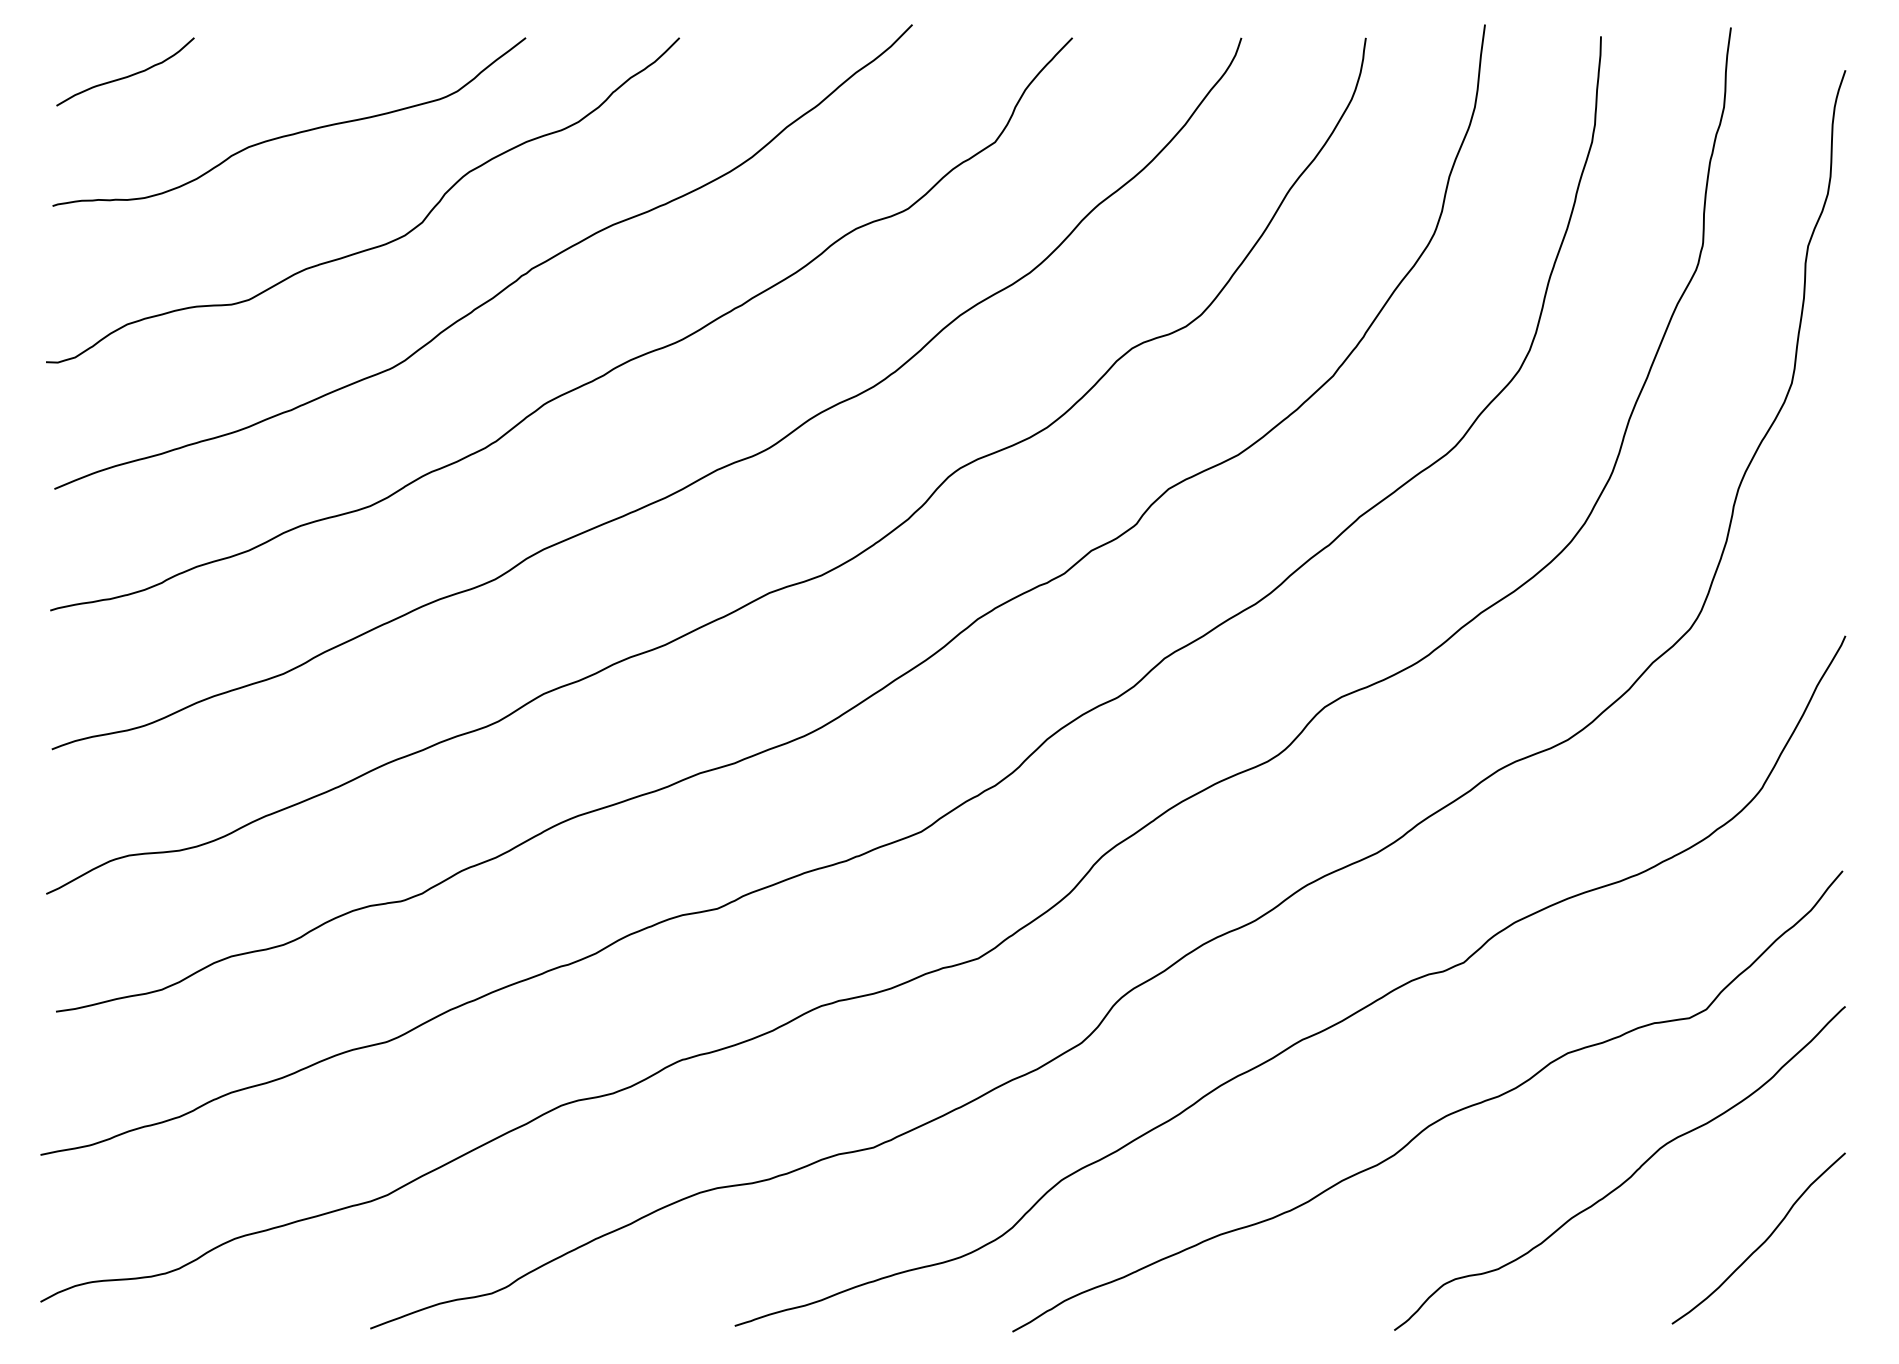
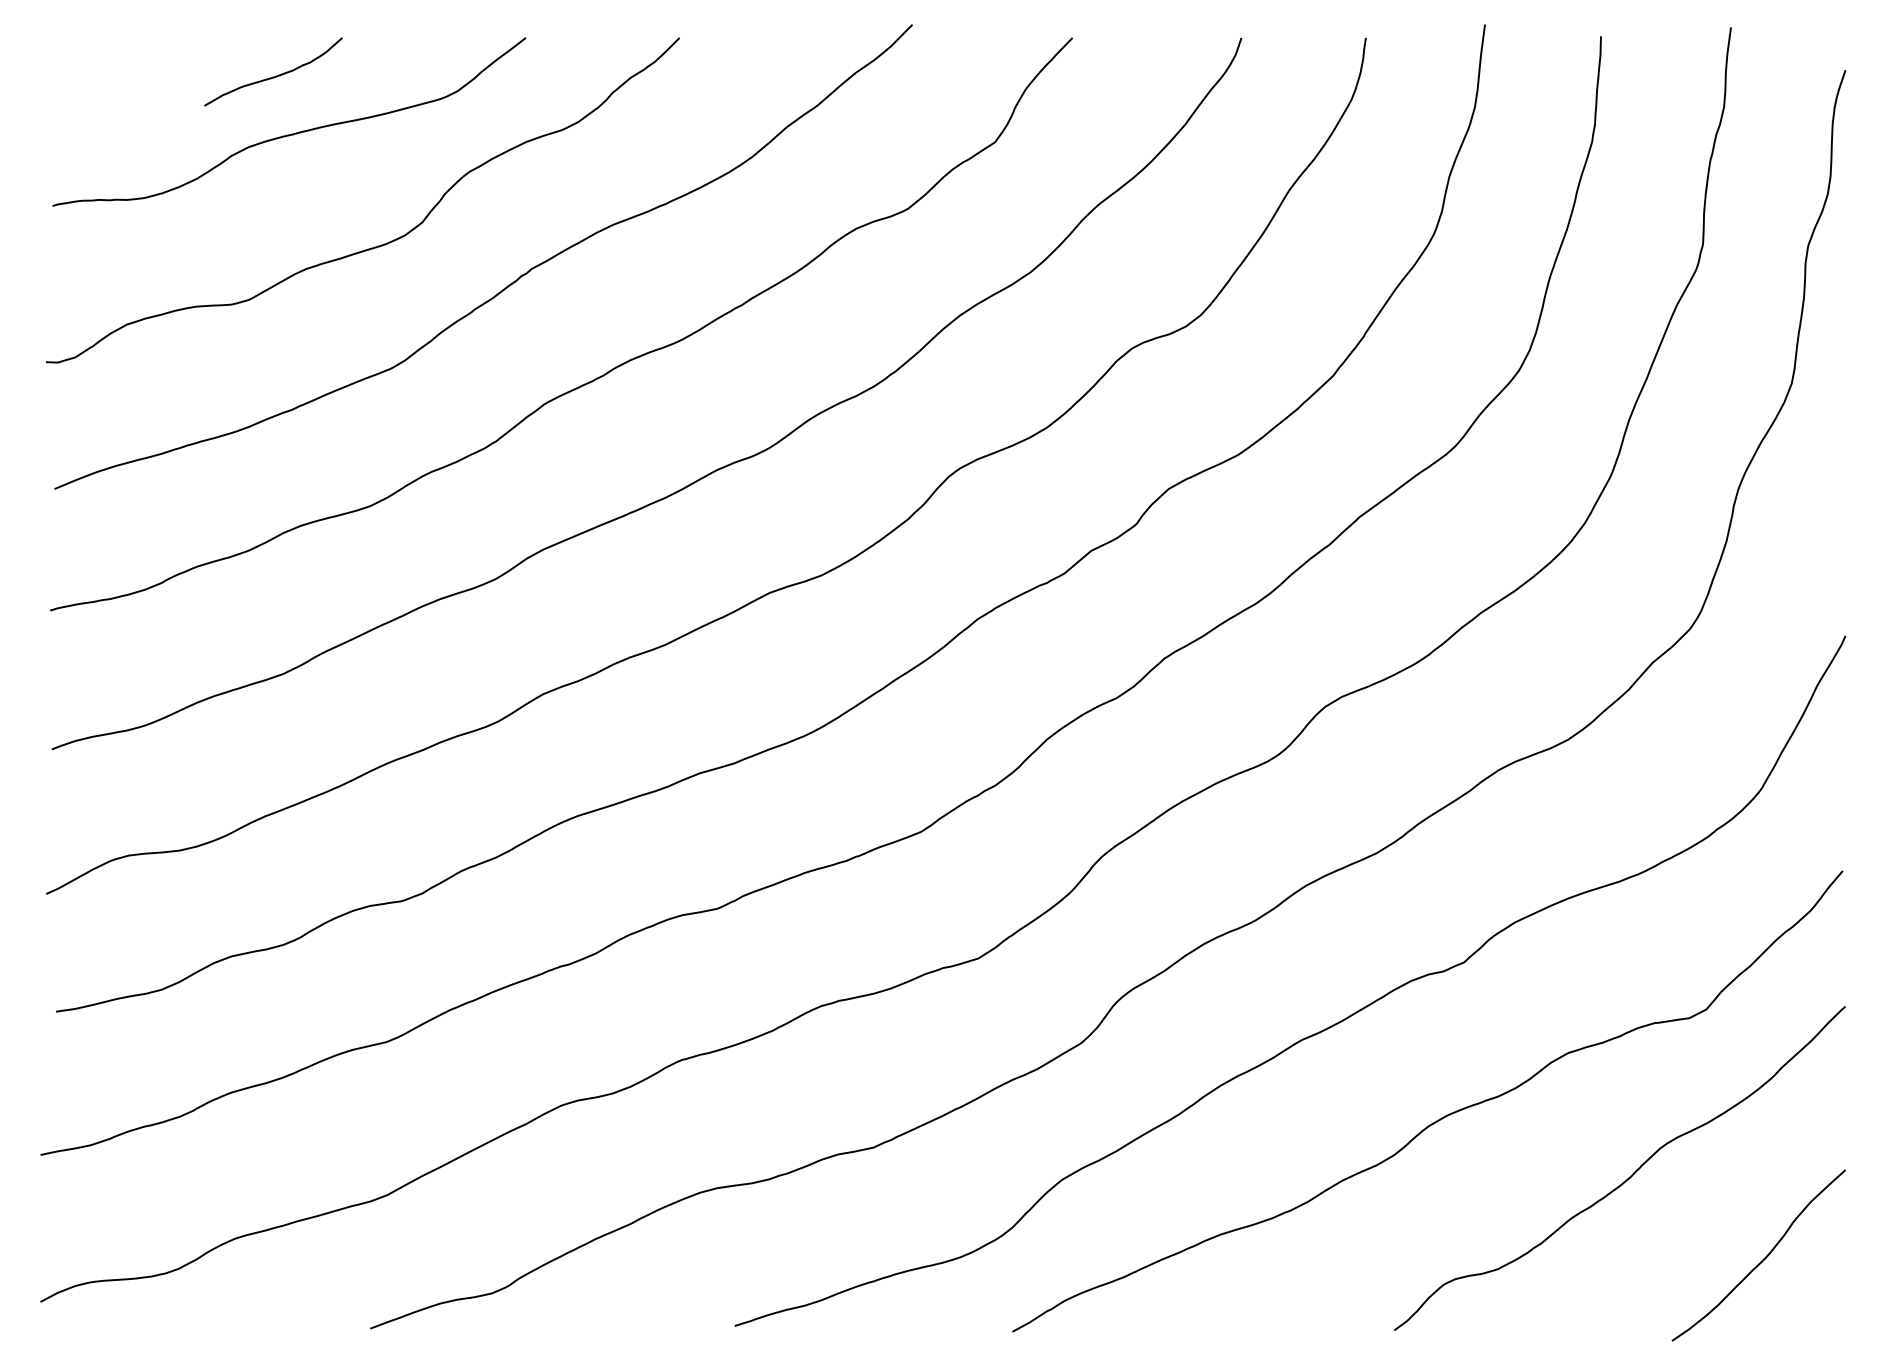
curve position: (128, 75) -> (276, 75) (276, 75)
curve position: (1762, 1242) -> (1762, 1259) (1762, 1259)
